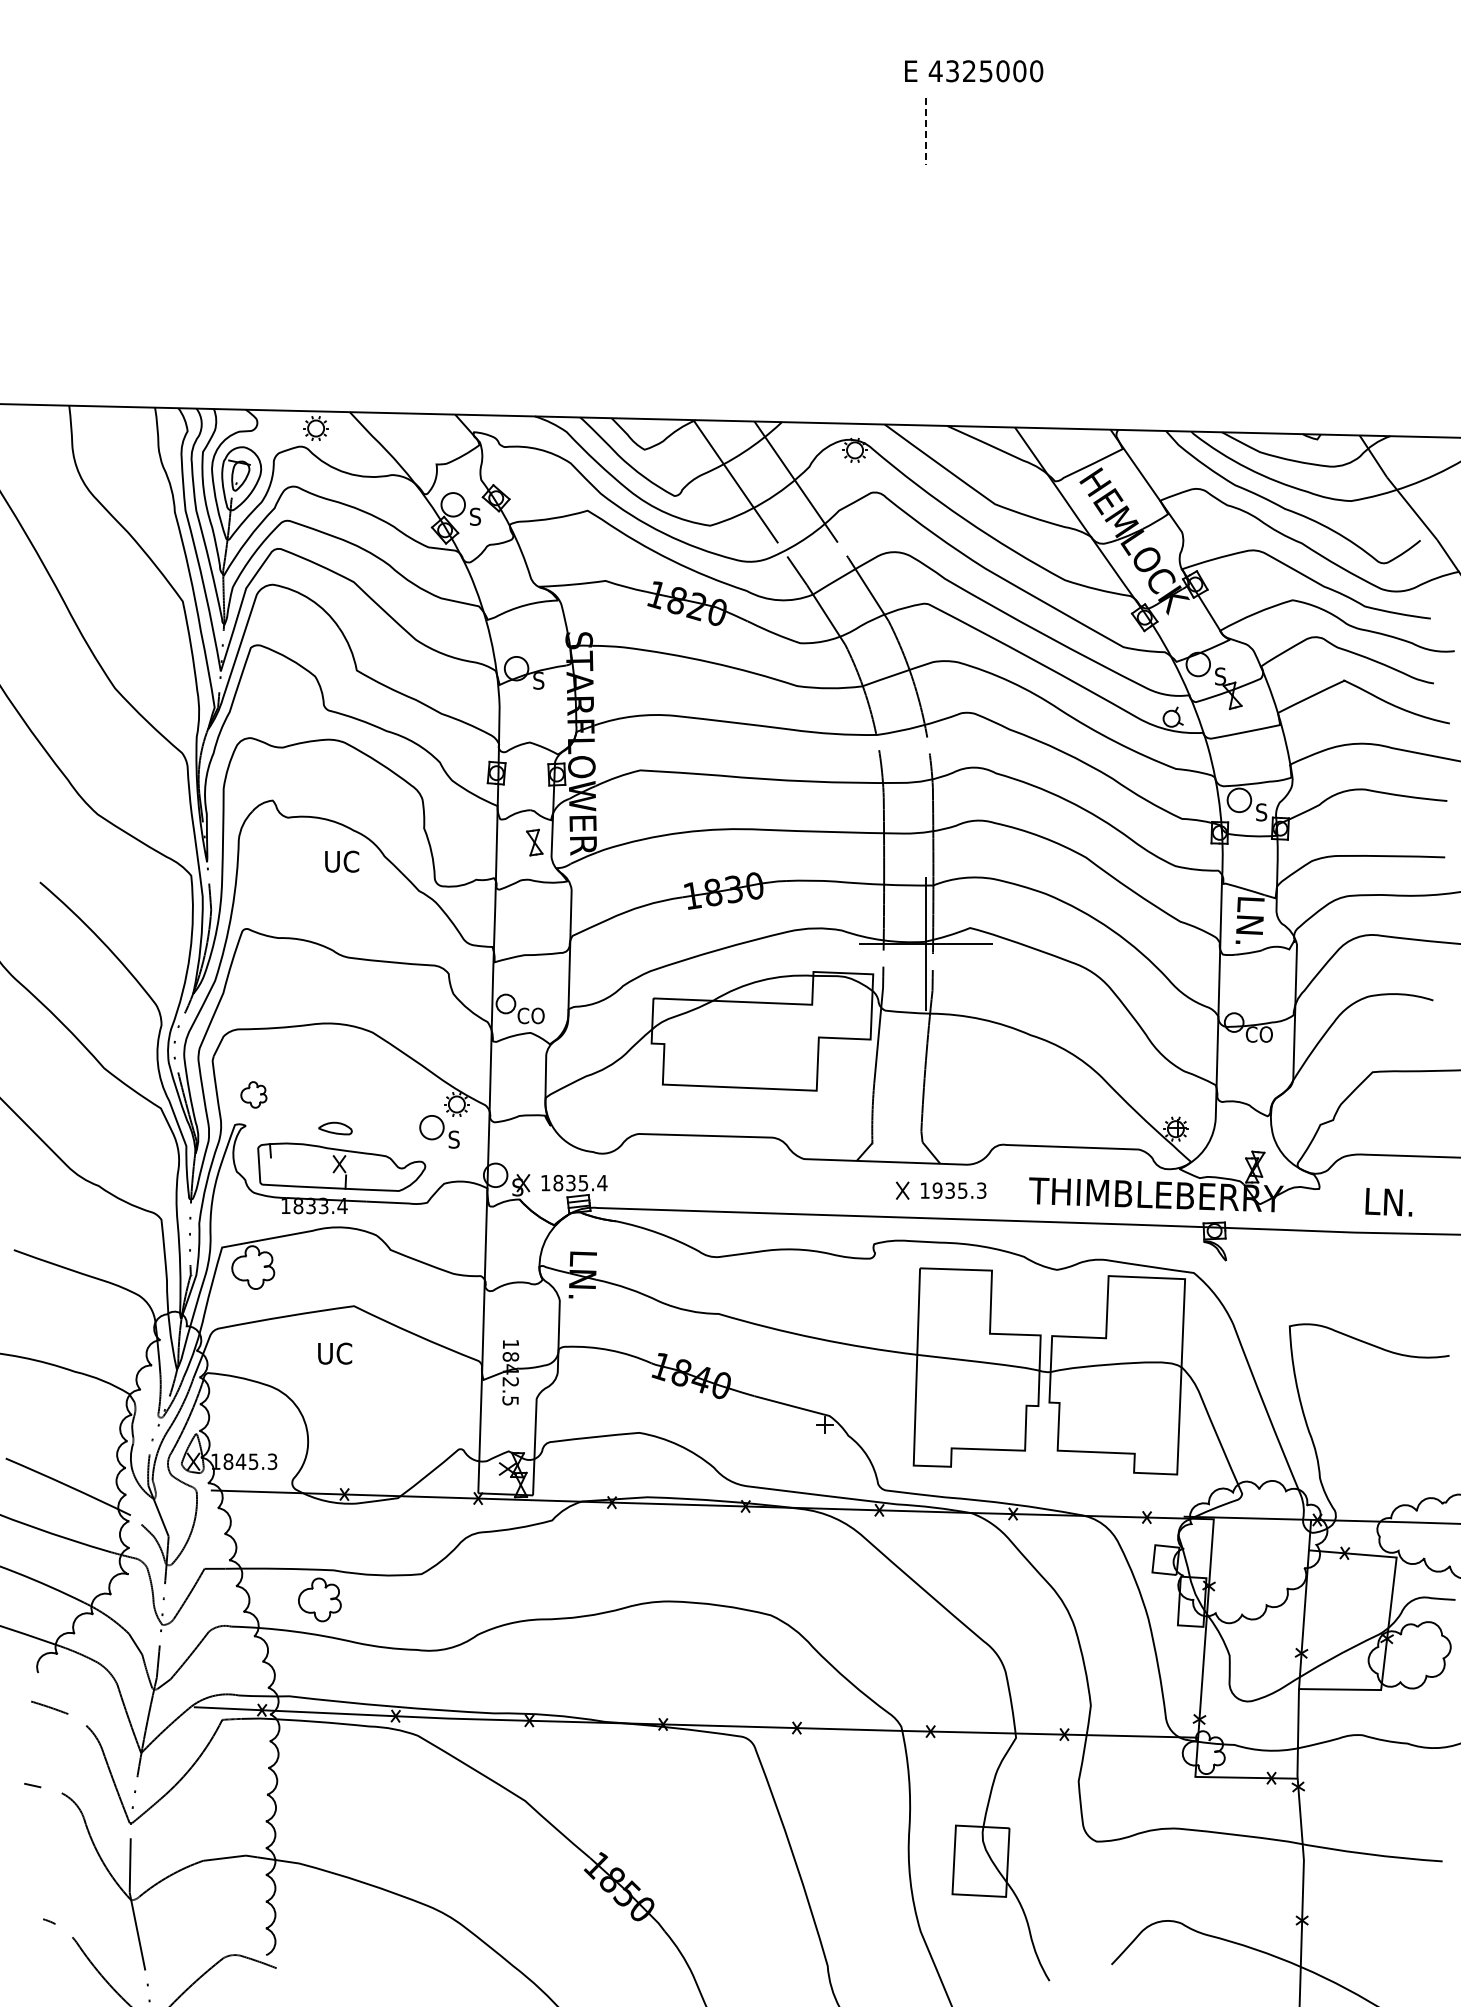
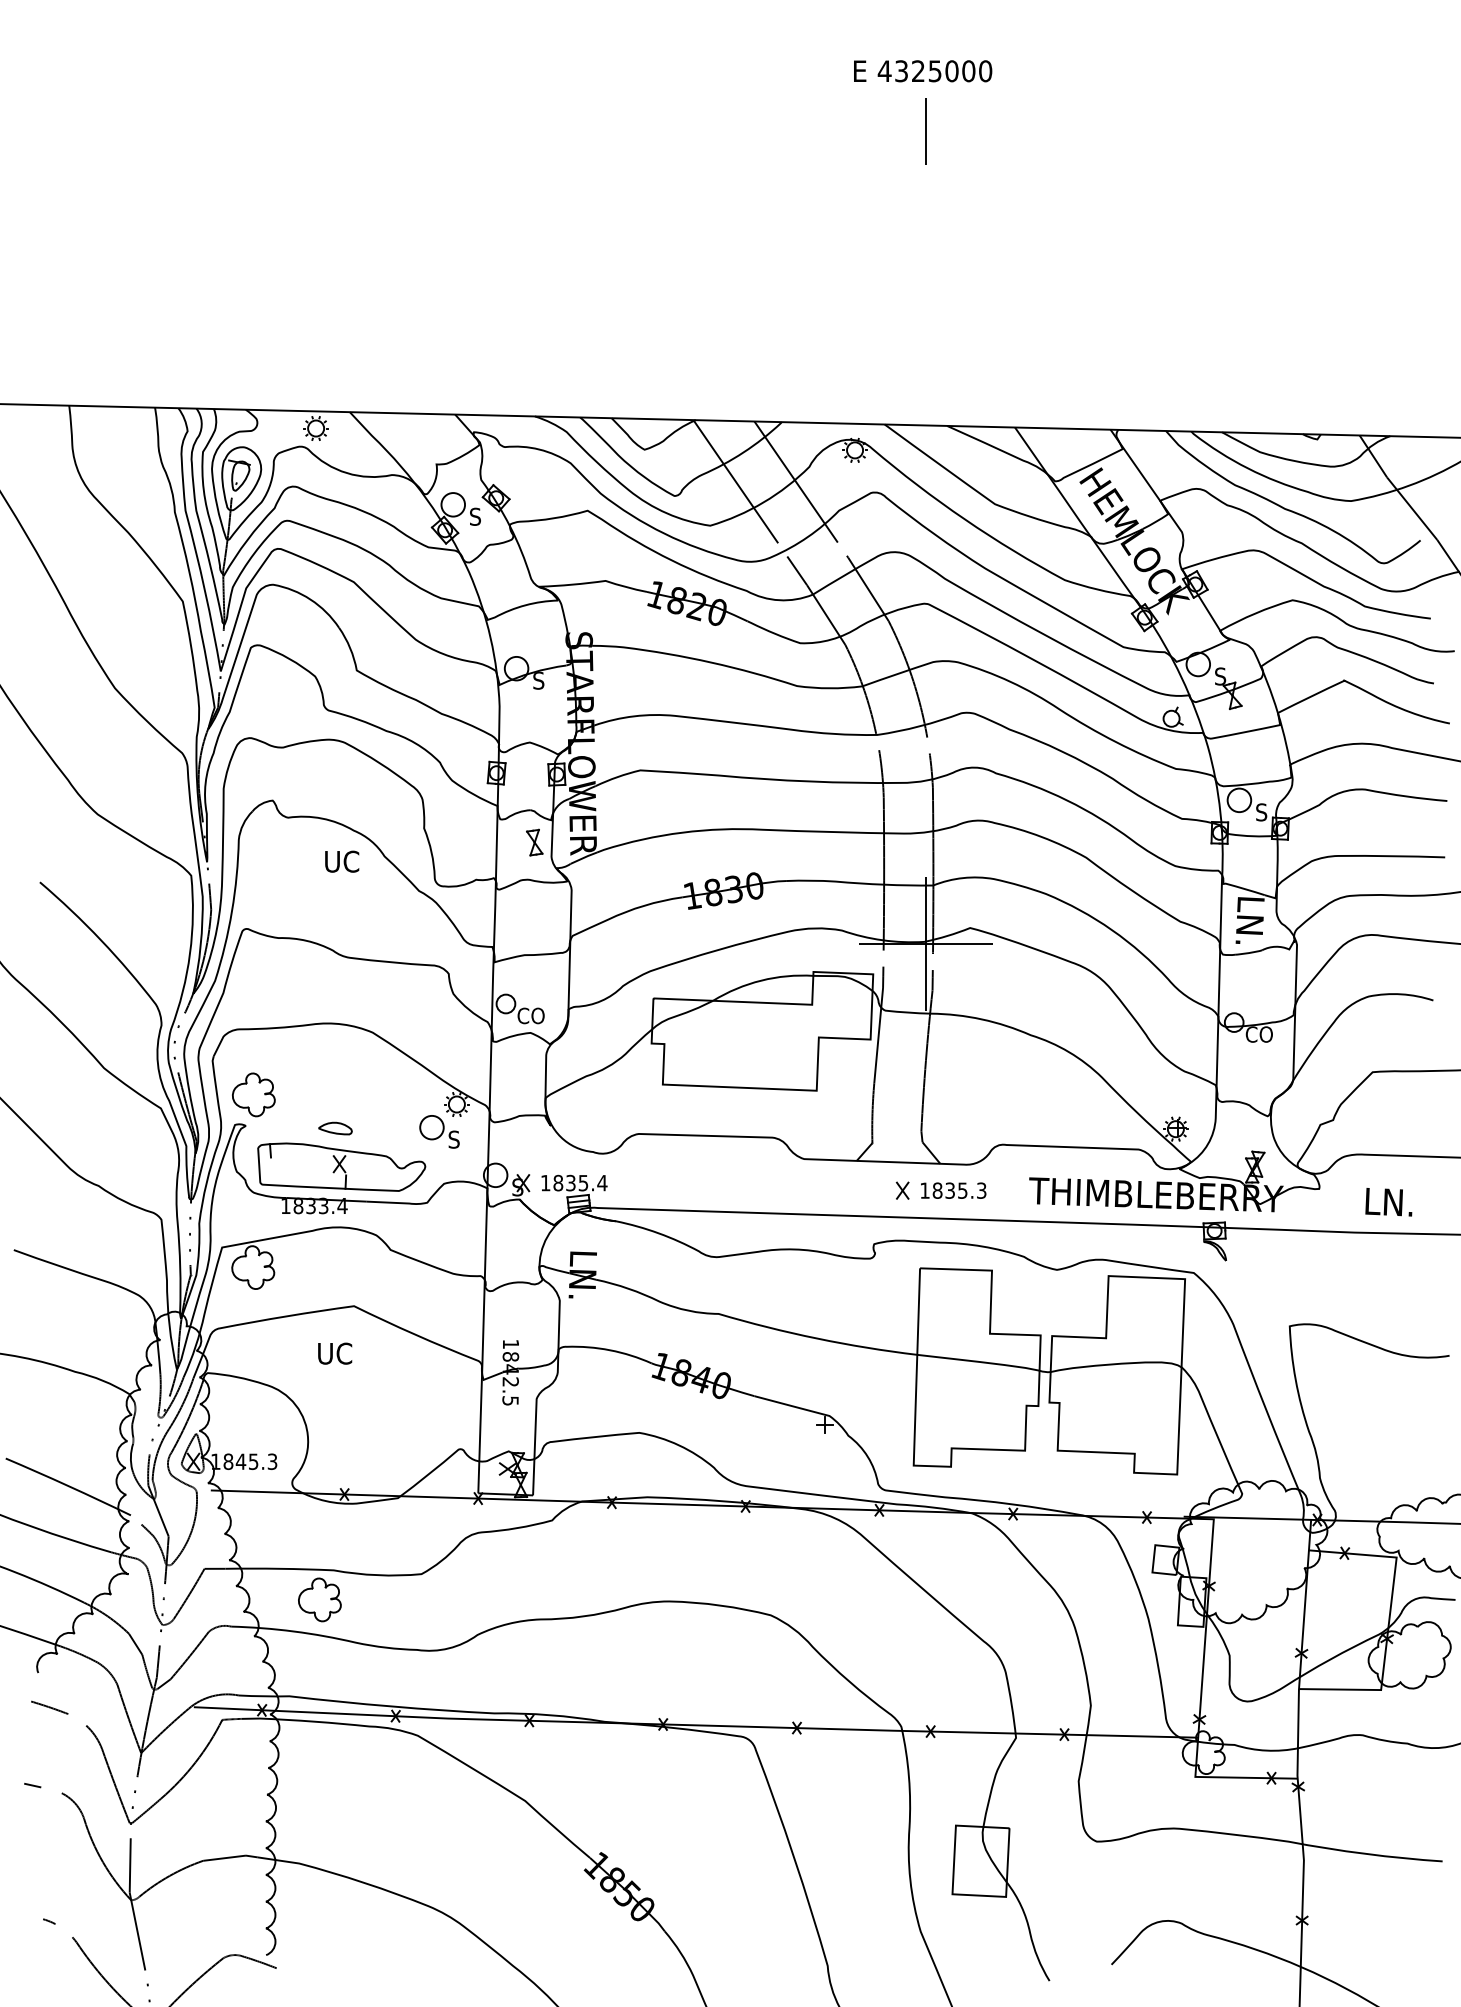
text position: (974, 71) -> (923, 71) (923, 71)
line: dashed -> solid (926, 131)
part size: 28x28 px -> 44x46 px (253, 1094)
text: 1935.3 -> 1835.3 (937, 1190)
